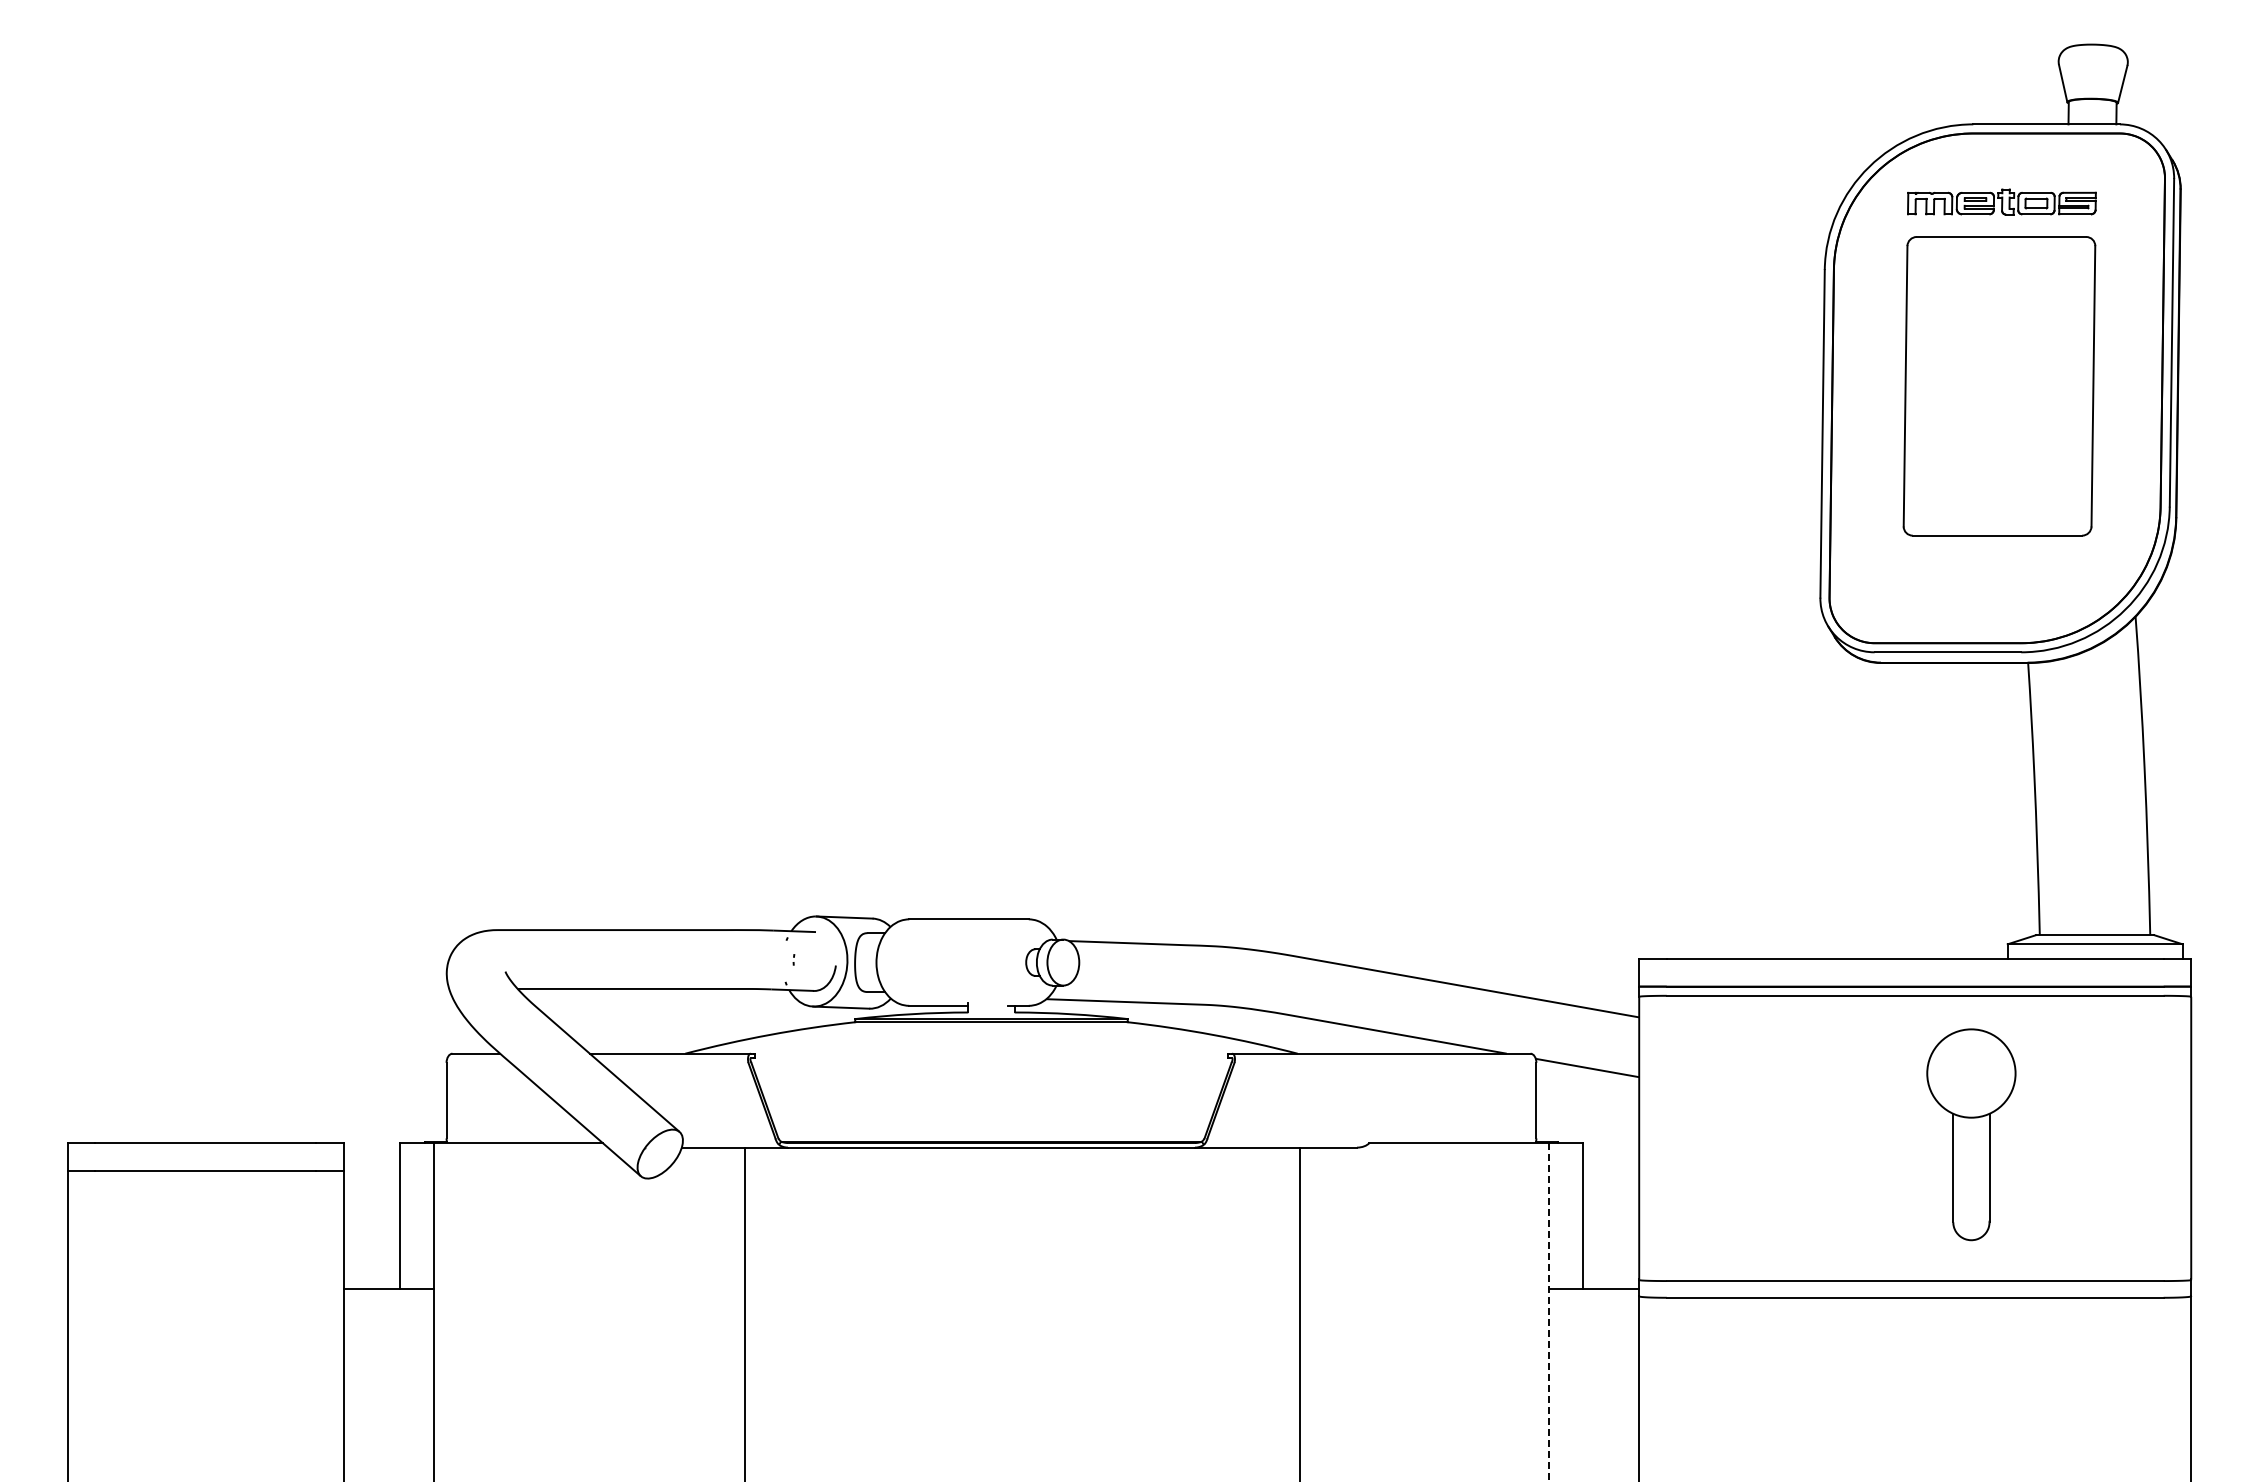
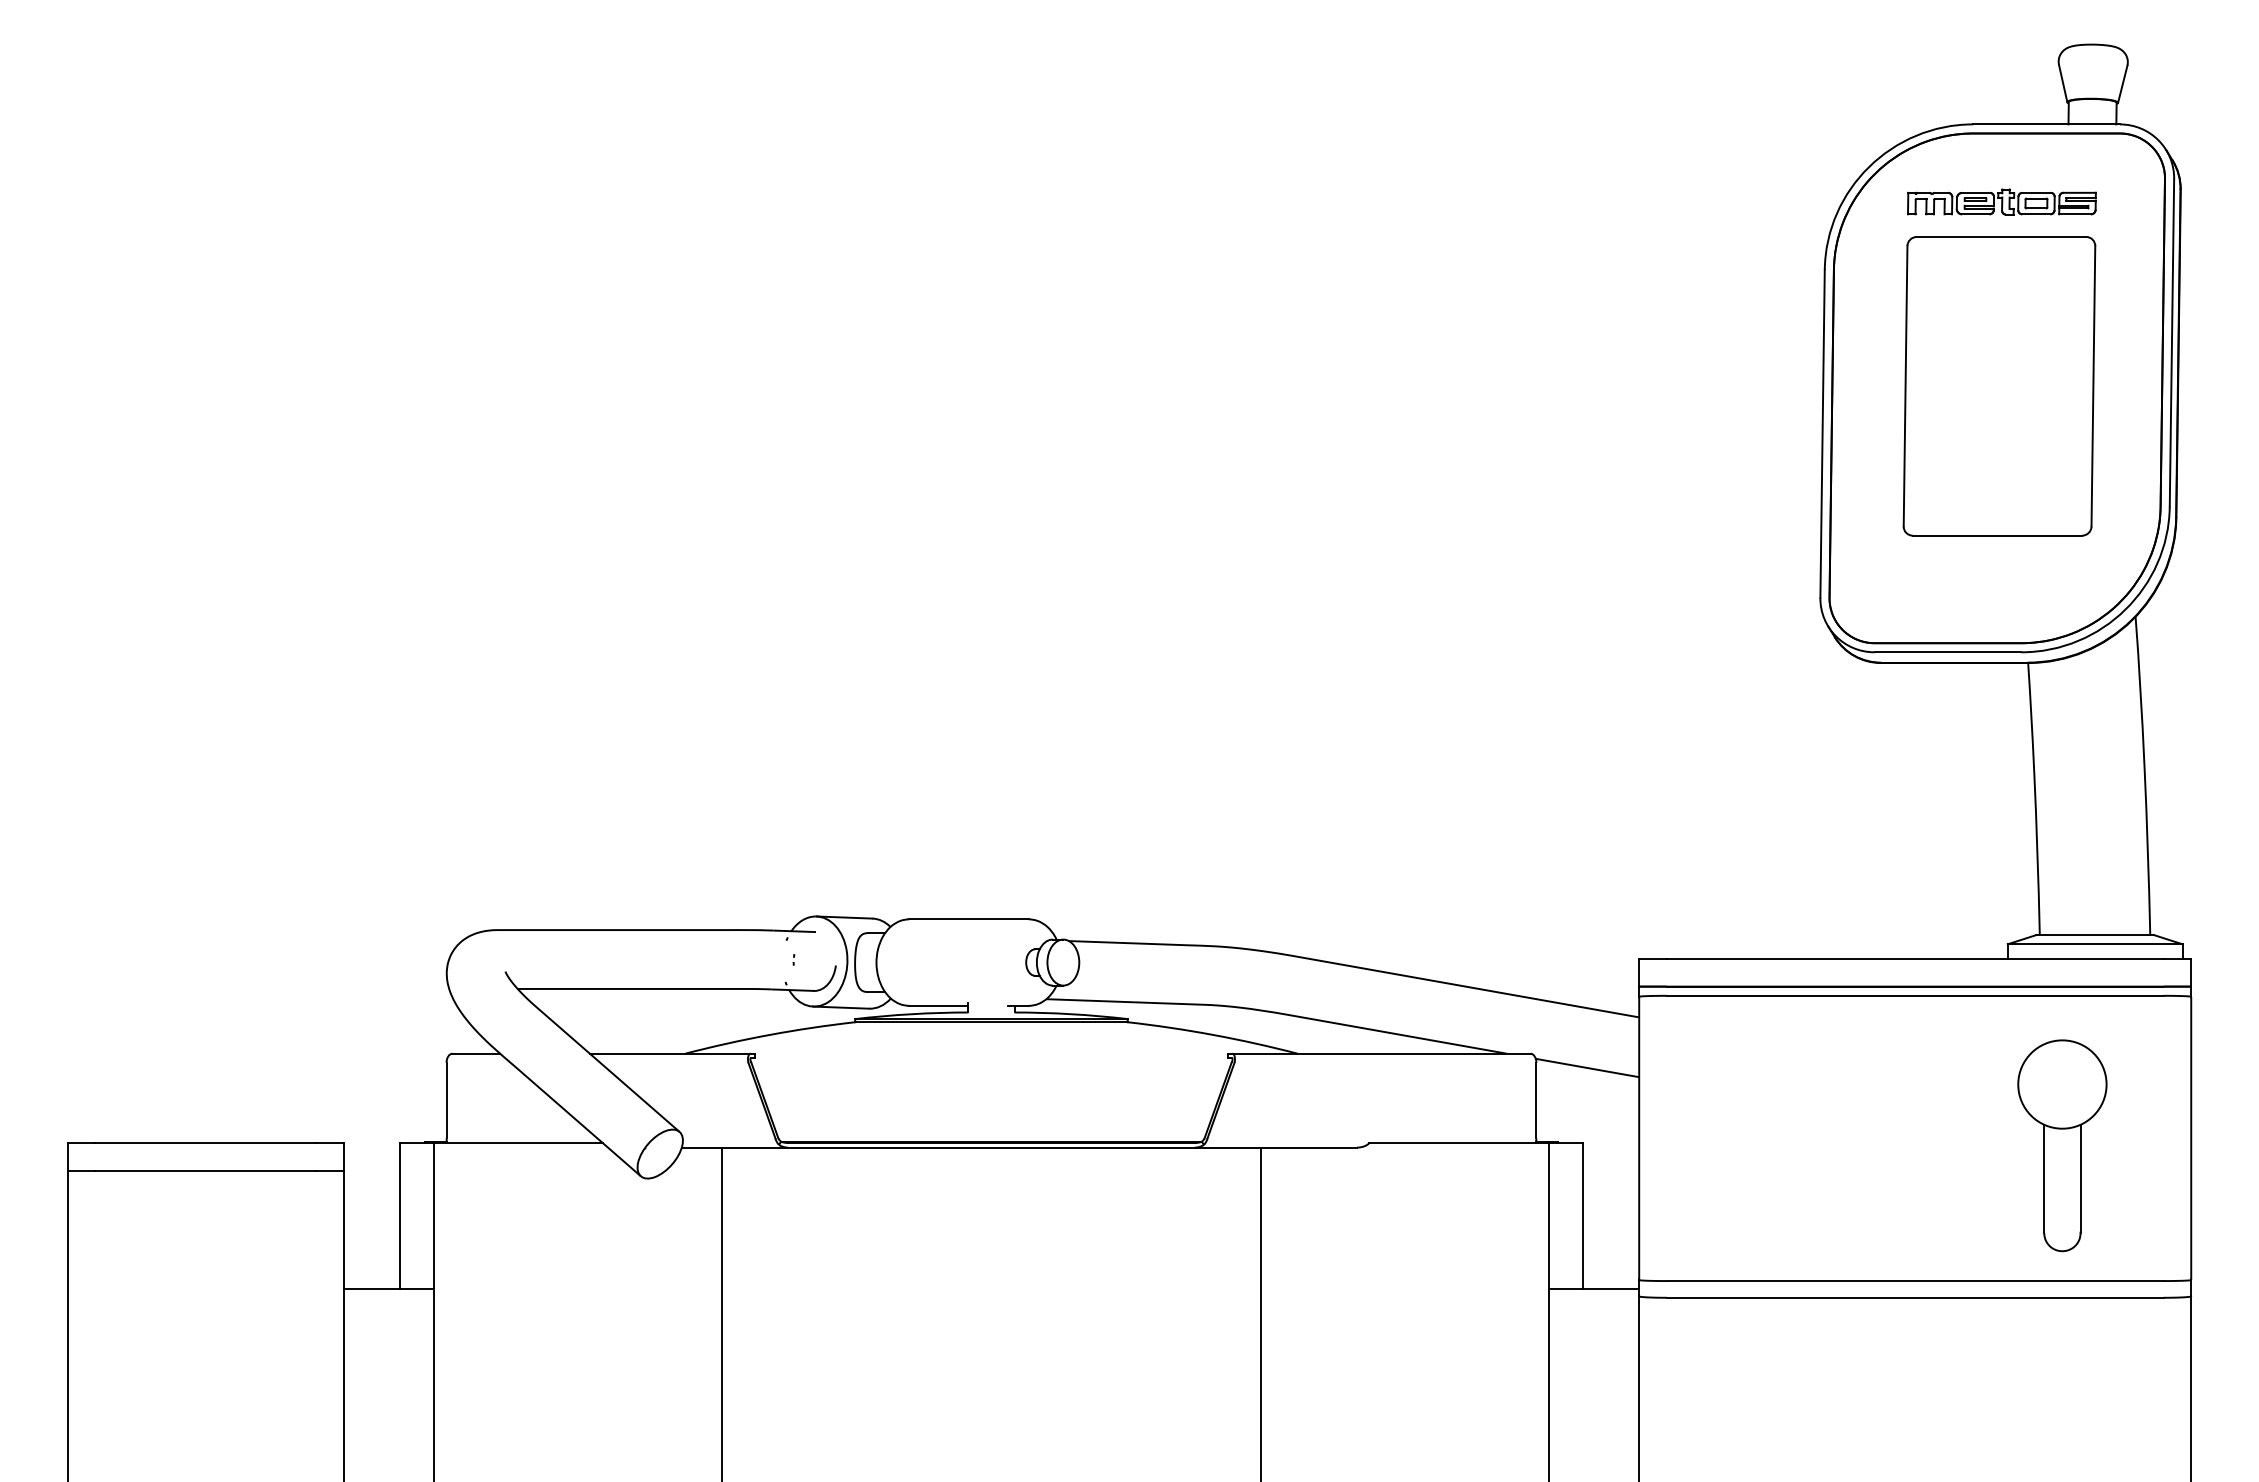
part position: (1971, 1134) -> (2062, 1145) (2062, 1145)
line position: (745, 1312) -> (722, 1312) (722, 1312)
line position: (1299, 1312) -> (1260, 1312) (1260, 1312)
line: dashed -> solid (1548, 1312)
